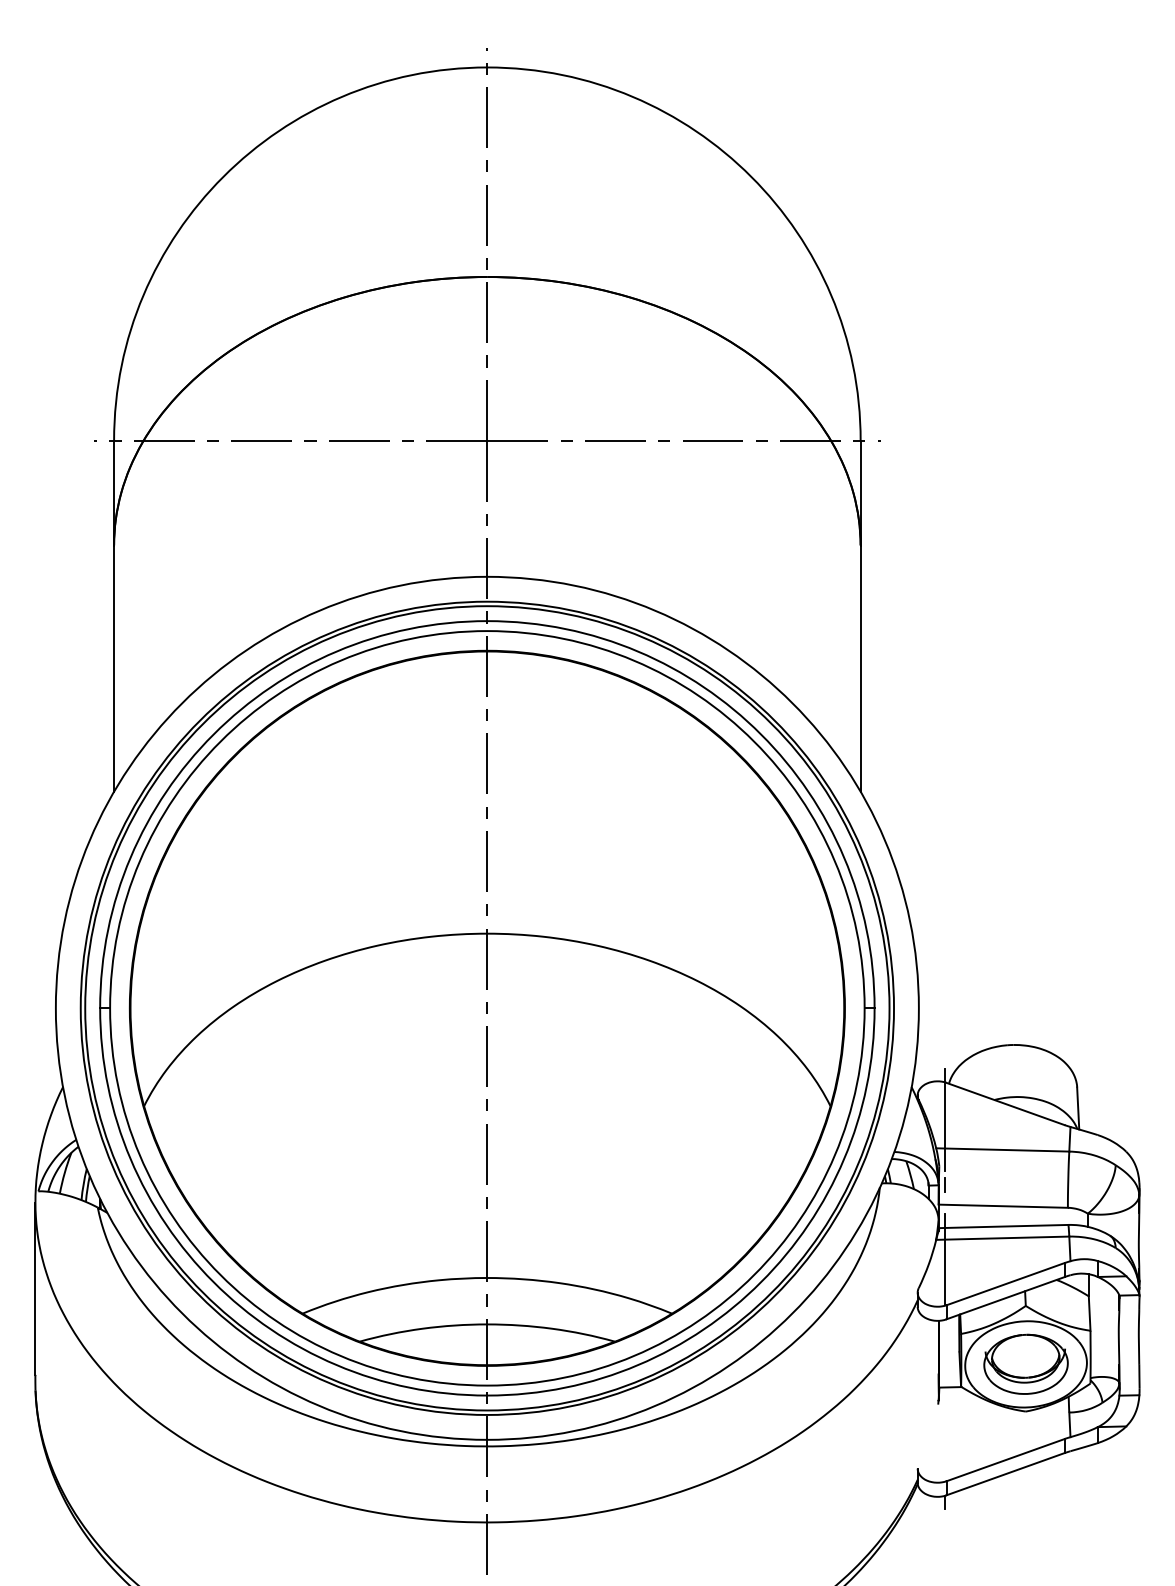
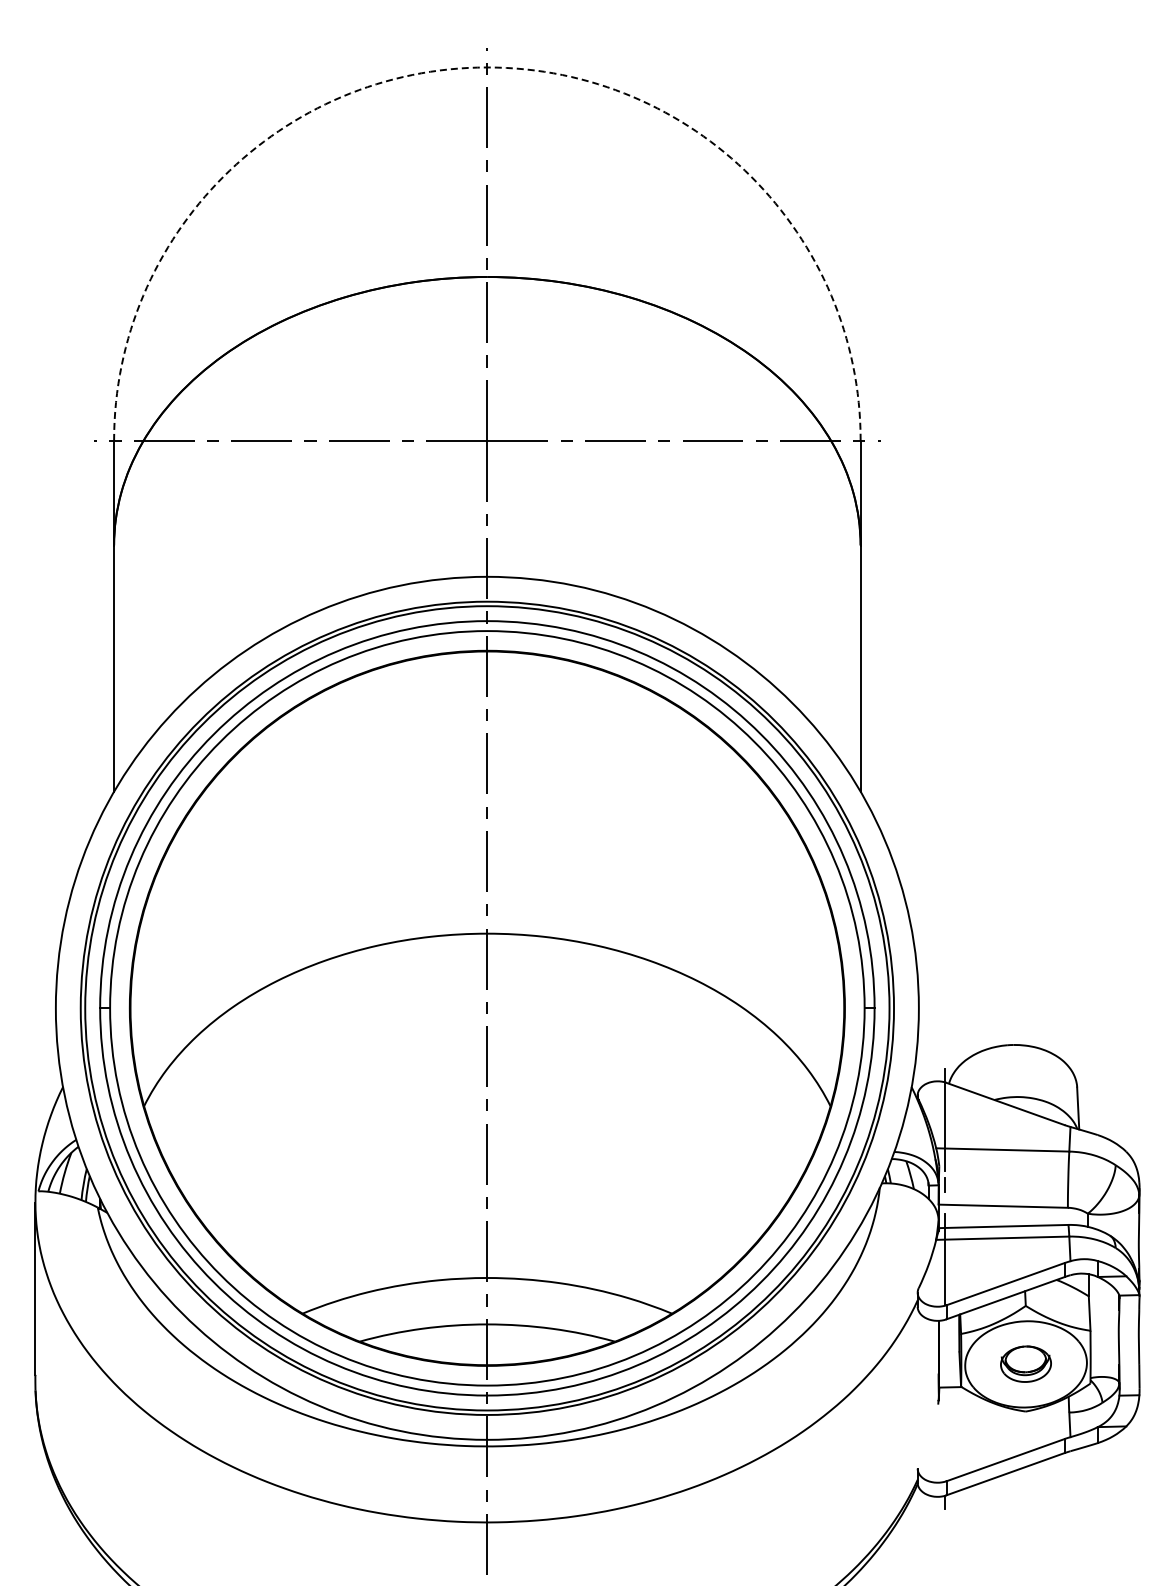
arc: solid -> dashed (487, 67)
part size: 86x62 px -> 52x38 px (1025, 1363)
